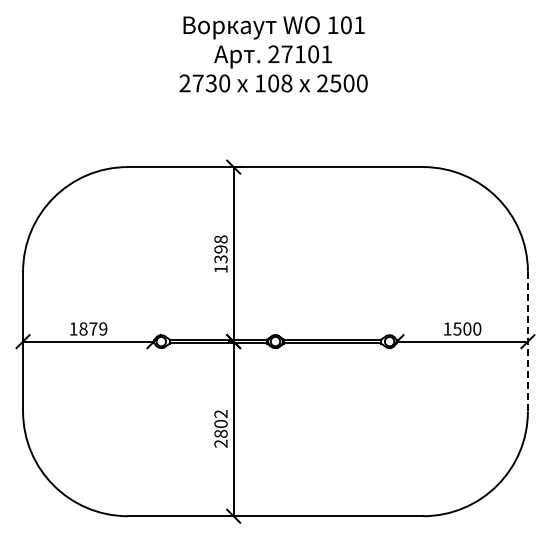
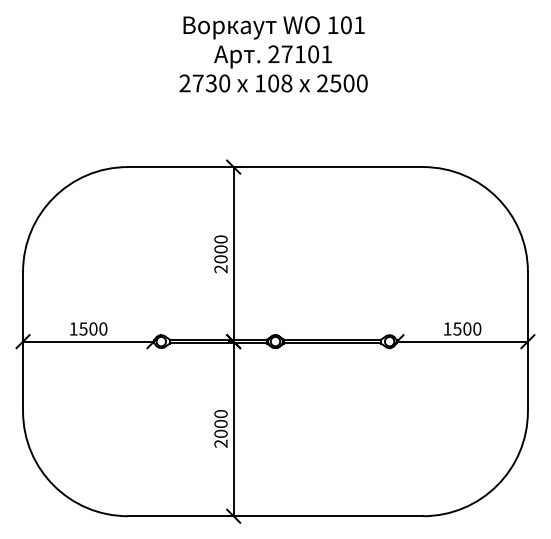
text: 1398 -> 2000 (220, 254)
text: 1879 -> 1500 (93, 328)
line: dashed -> solid (527, 341)
text: 2802 -> 2000 (220, 423)
